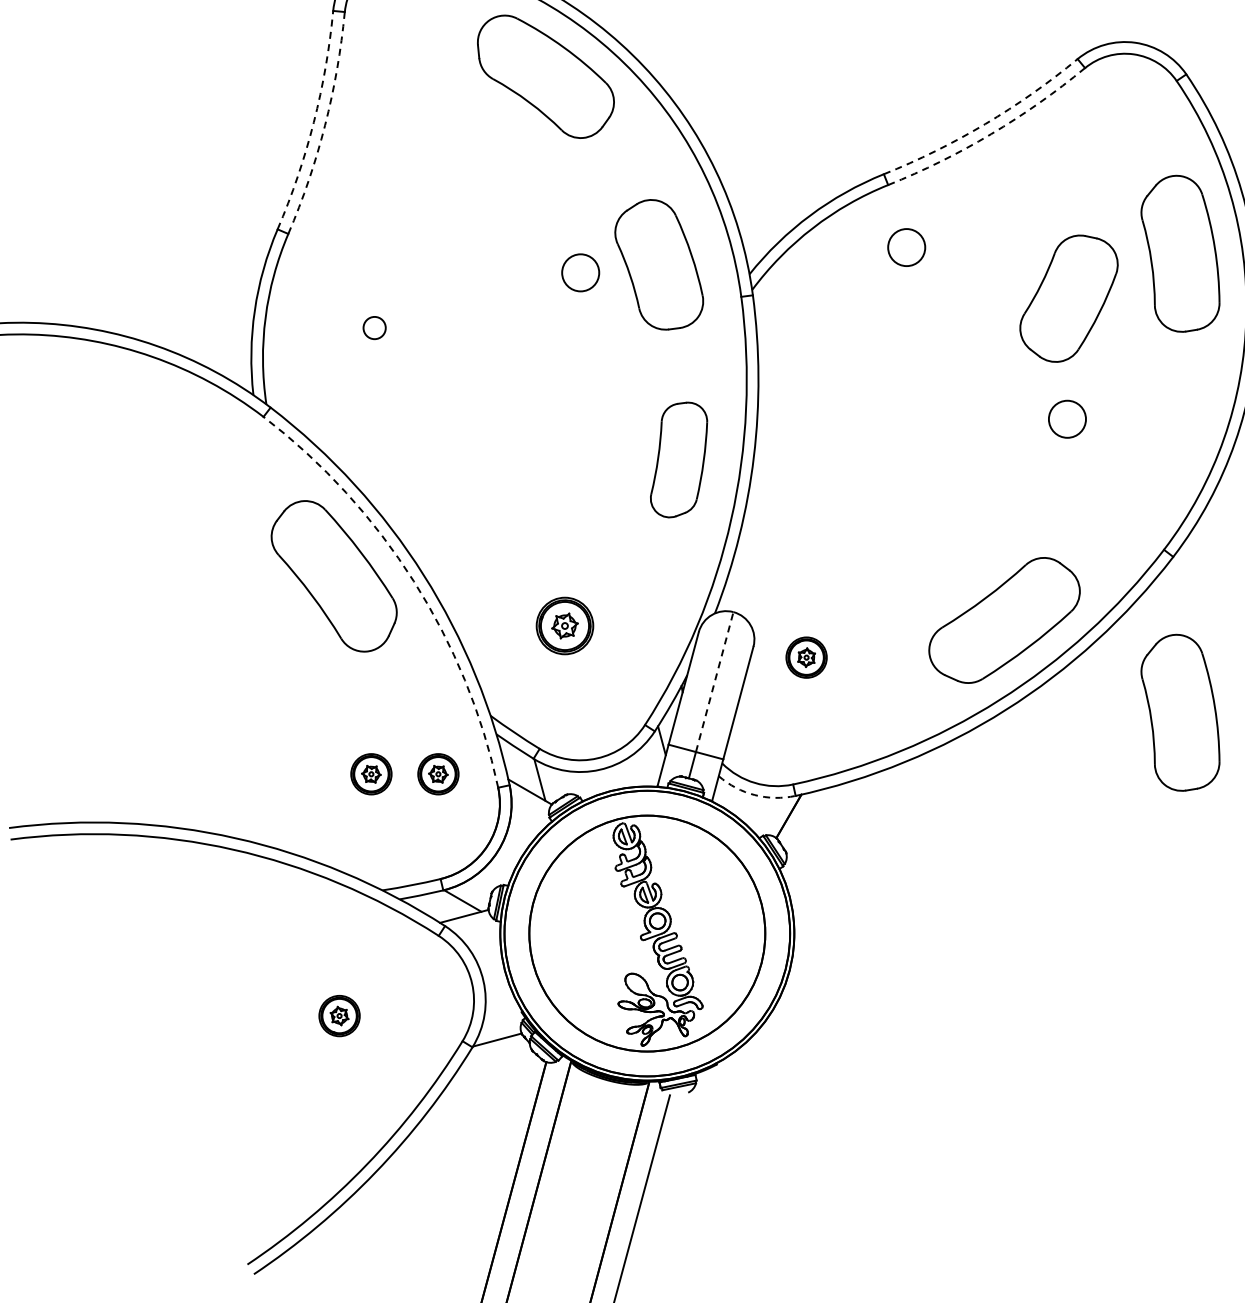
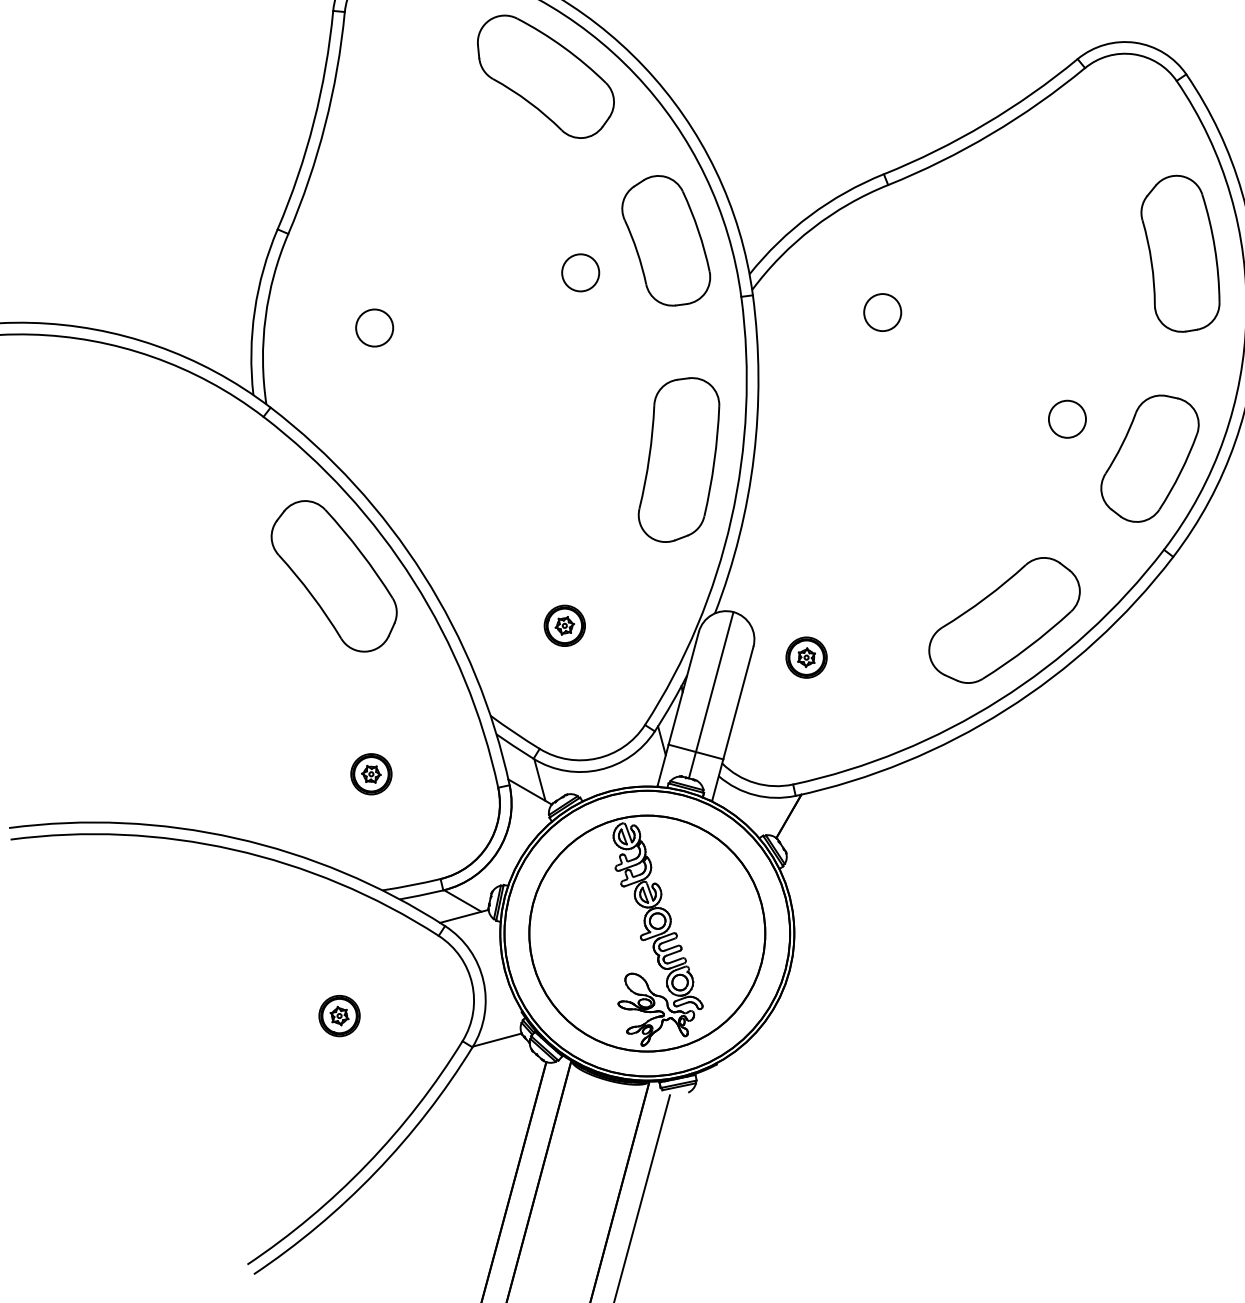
arc: dashed -> solid (313, 122)
arc: dashed -> solid (985, 124)
arc: dashed -> solid (325, 125)
arc: dashed -> solid (991, 134)
circle position: (906, 247) -> (882, 312) (882, 312)
part position: (659, 264) -> (666, 240) (666, 240)
part position: (1068, 298) -> (1149, 458) (1149, 458)
circle diameter: 22 px -> 37 px (374, 327)
part size: 59x118 px -> 84x166 px (678, 459)
arc: dashed -> solid (413, 581)
part size: 60x60 px -> 43x43 px (564, 625)
line: dashed -> solid (714, 681)
part: present -> none (1180, 712)
part: present -> none (438, 774)
arc: dashed -> solid (754, 795)
